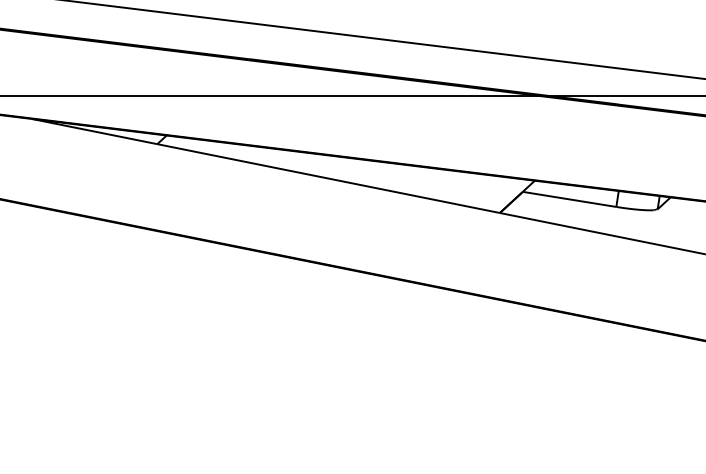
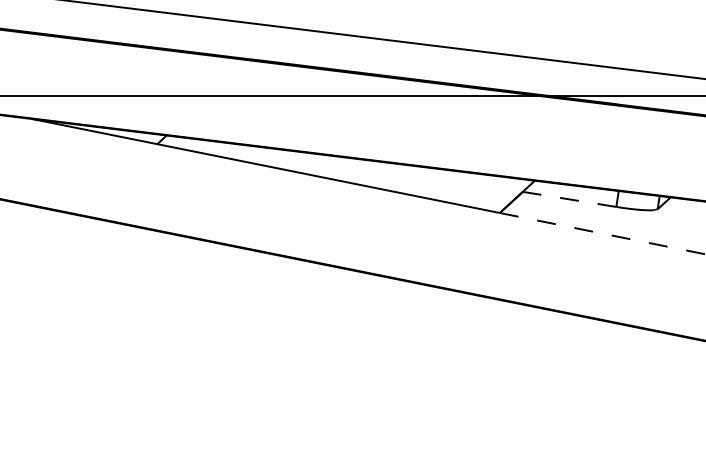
line: solid -> dashed (569, 199)
line: solid -> dashed (602, 233)
